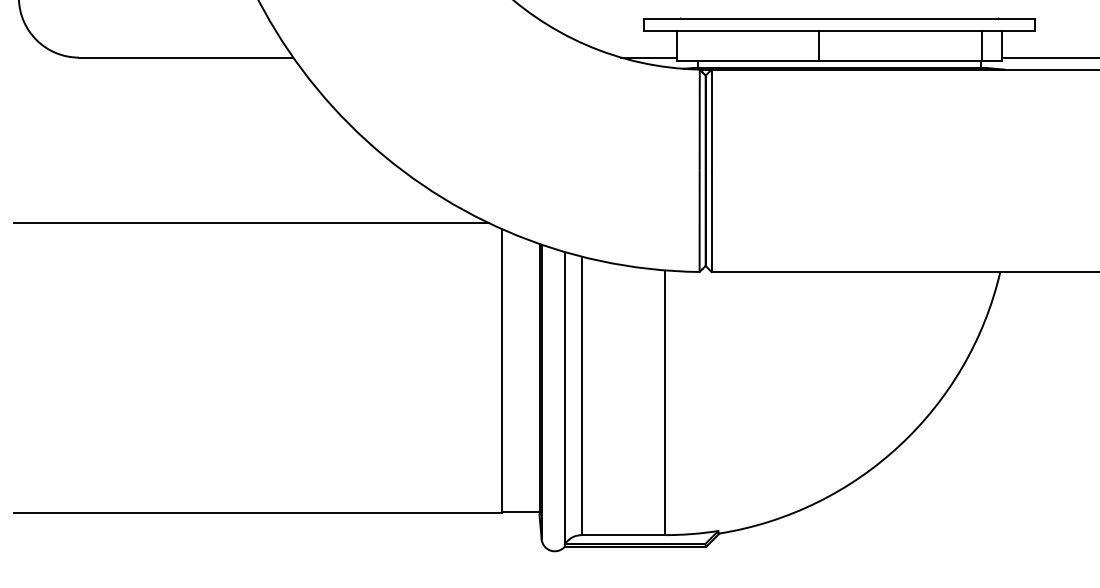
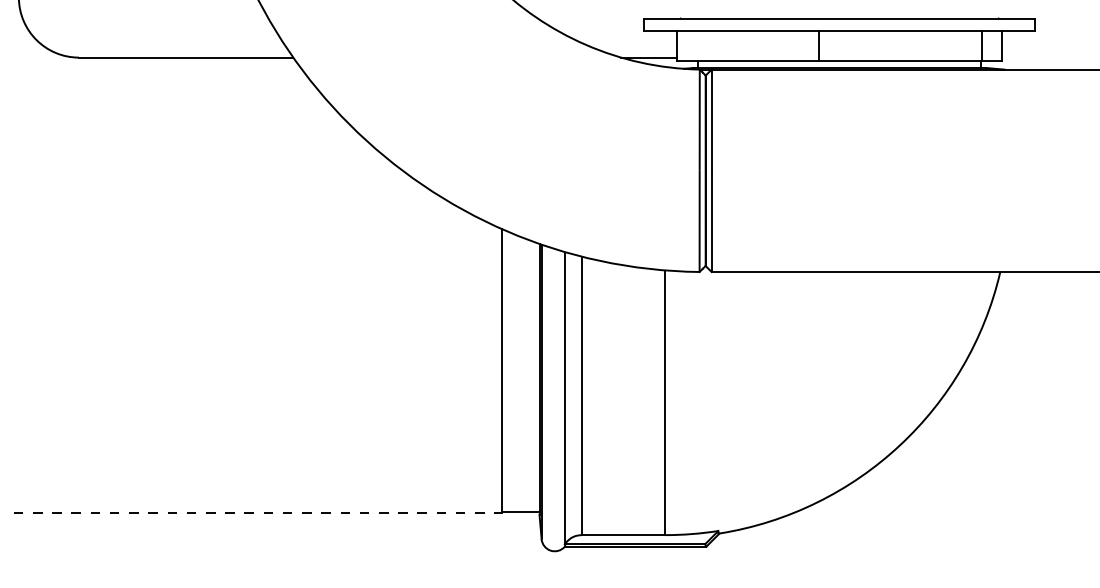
line: present -> none (1048, 57)
line: present -> none (251, 223)
line: solid -> dashed (258, 513)
